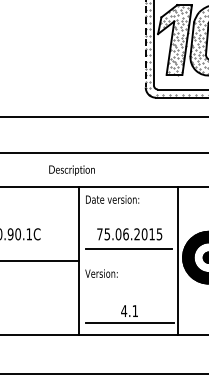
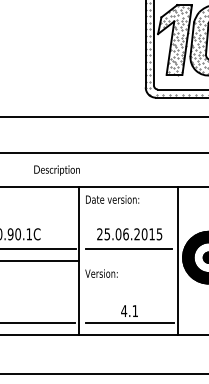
line: dashed -> solid (145, 43)
text position: (71, 170) -> (56, 170) (56, 170)
text: 75.06.2015 -> 25.06.2015 (99, 234)
line: none -> present (38, 249)
line: none -> present (38, 323)
